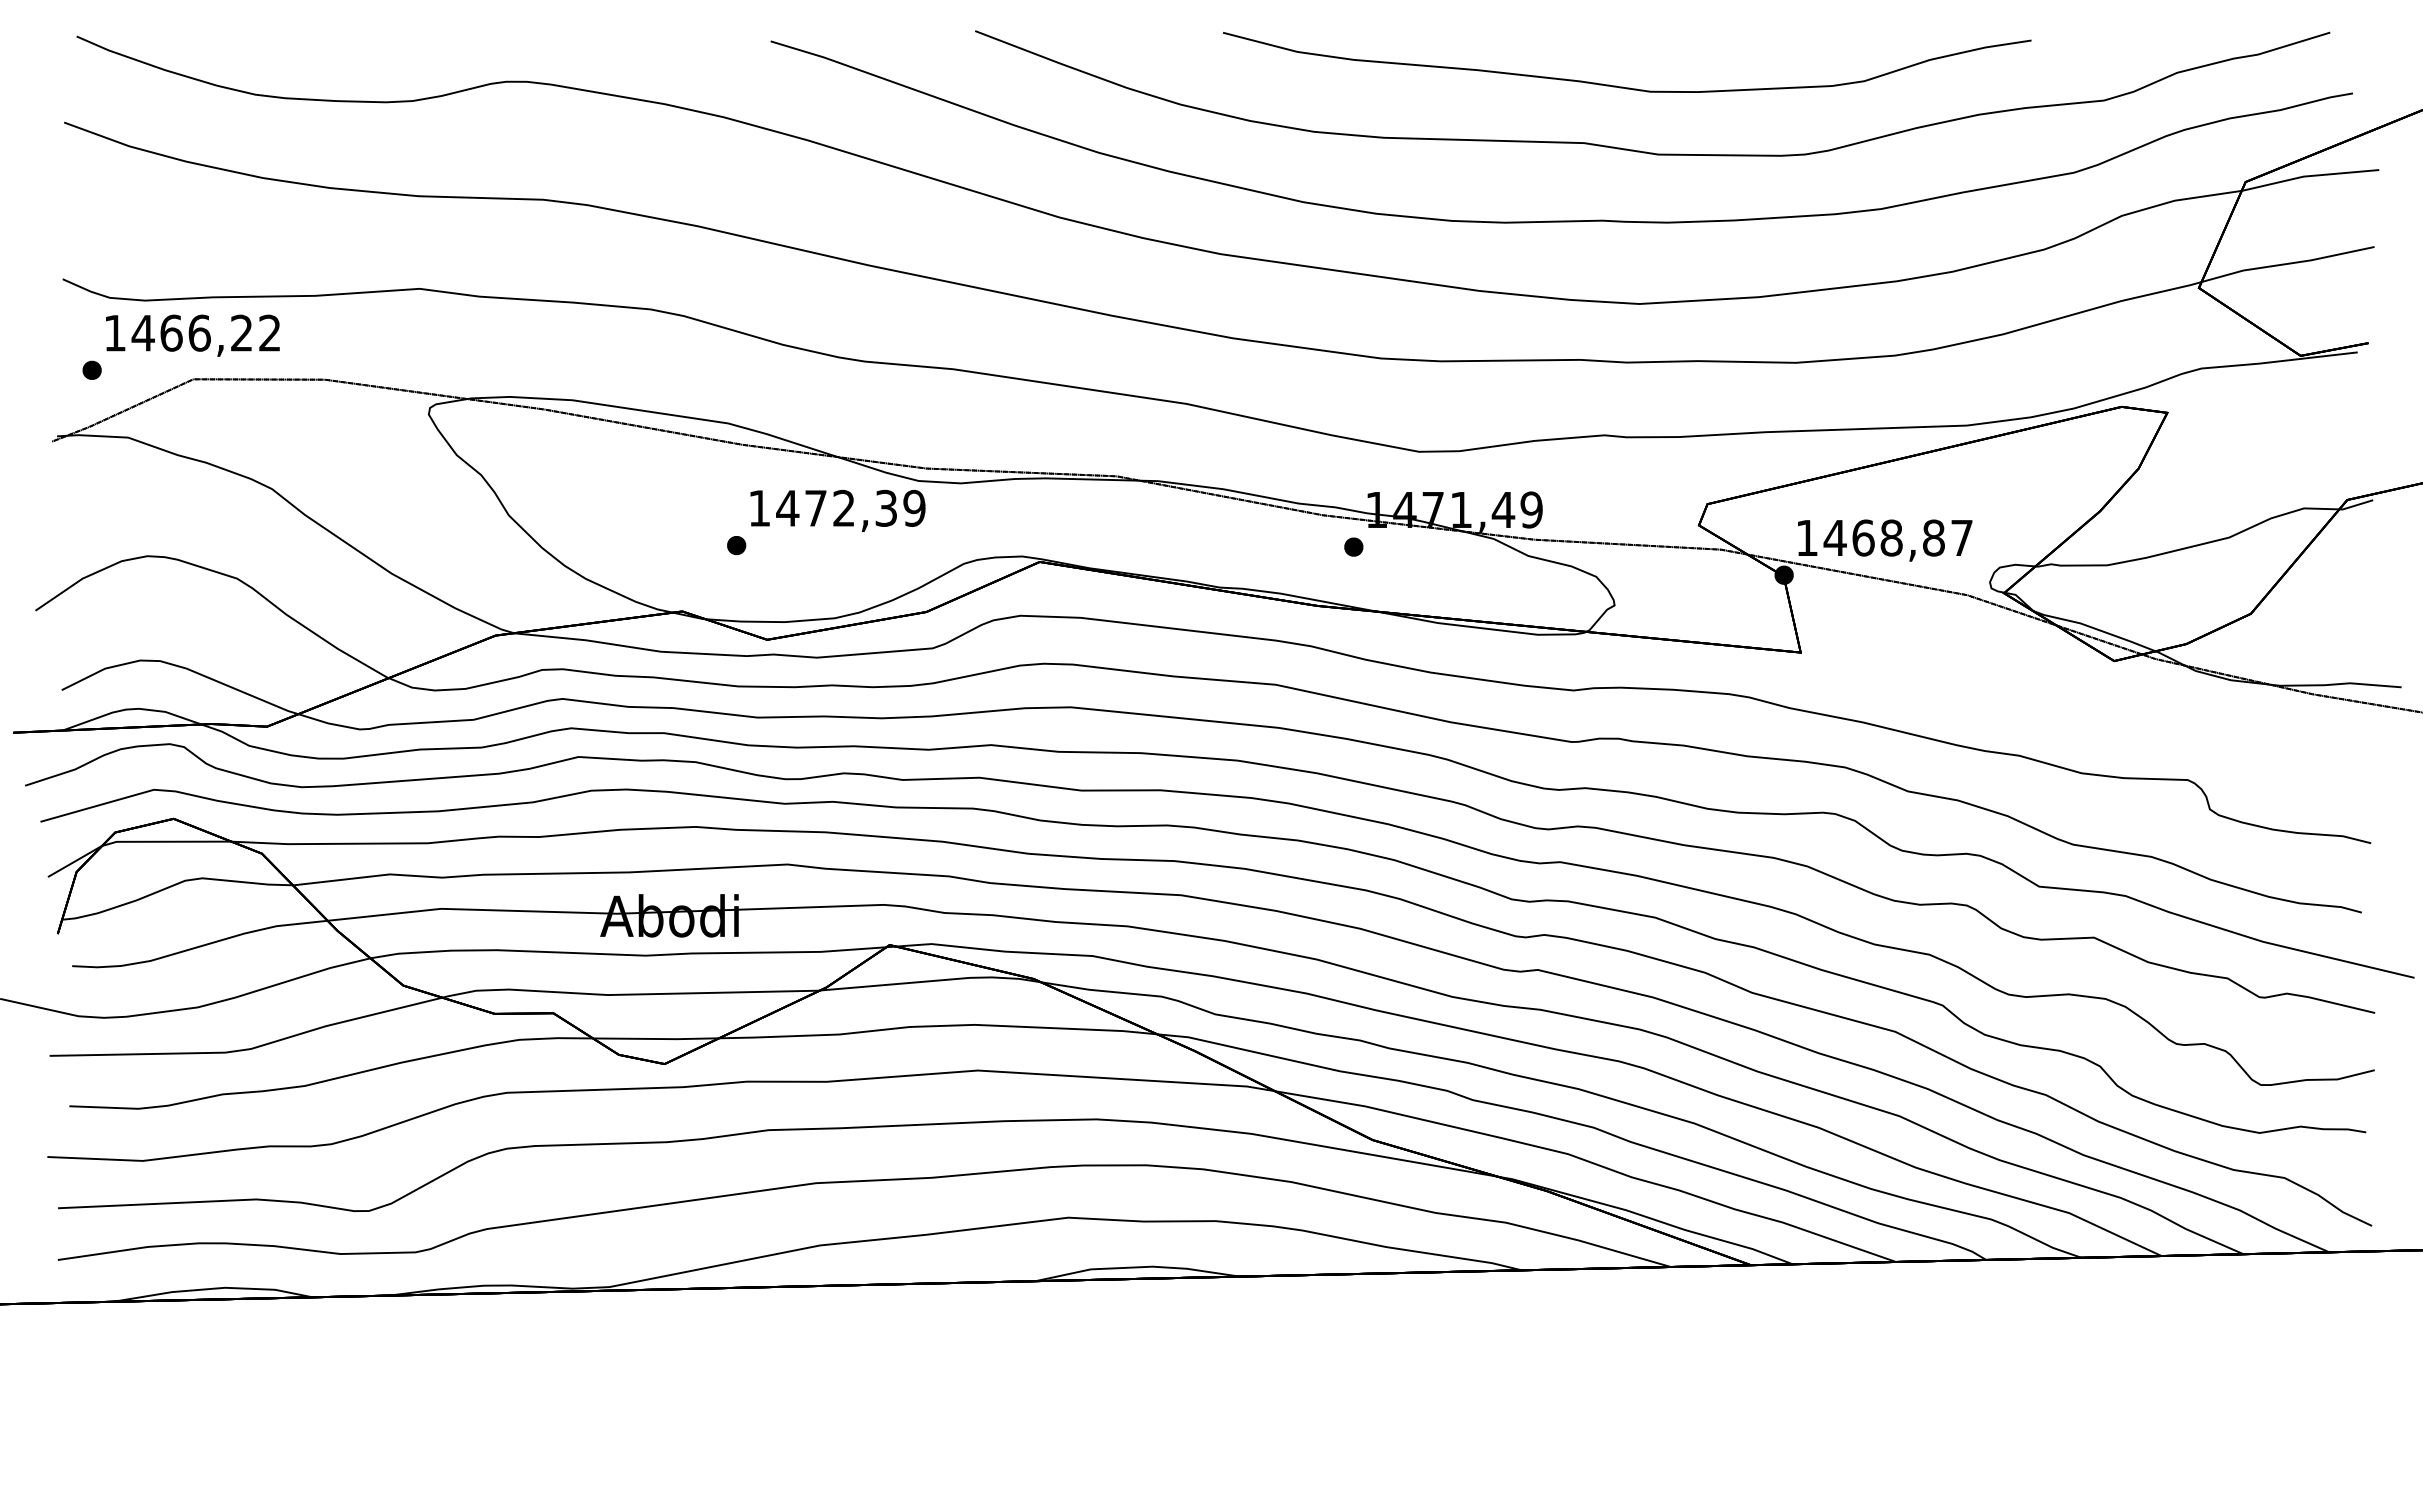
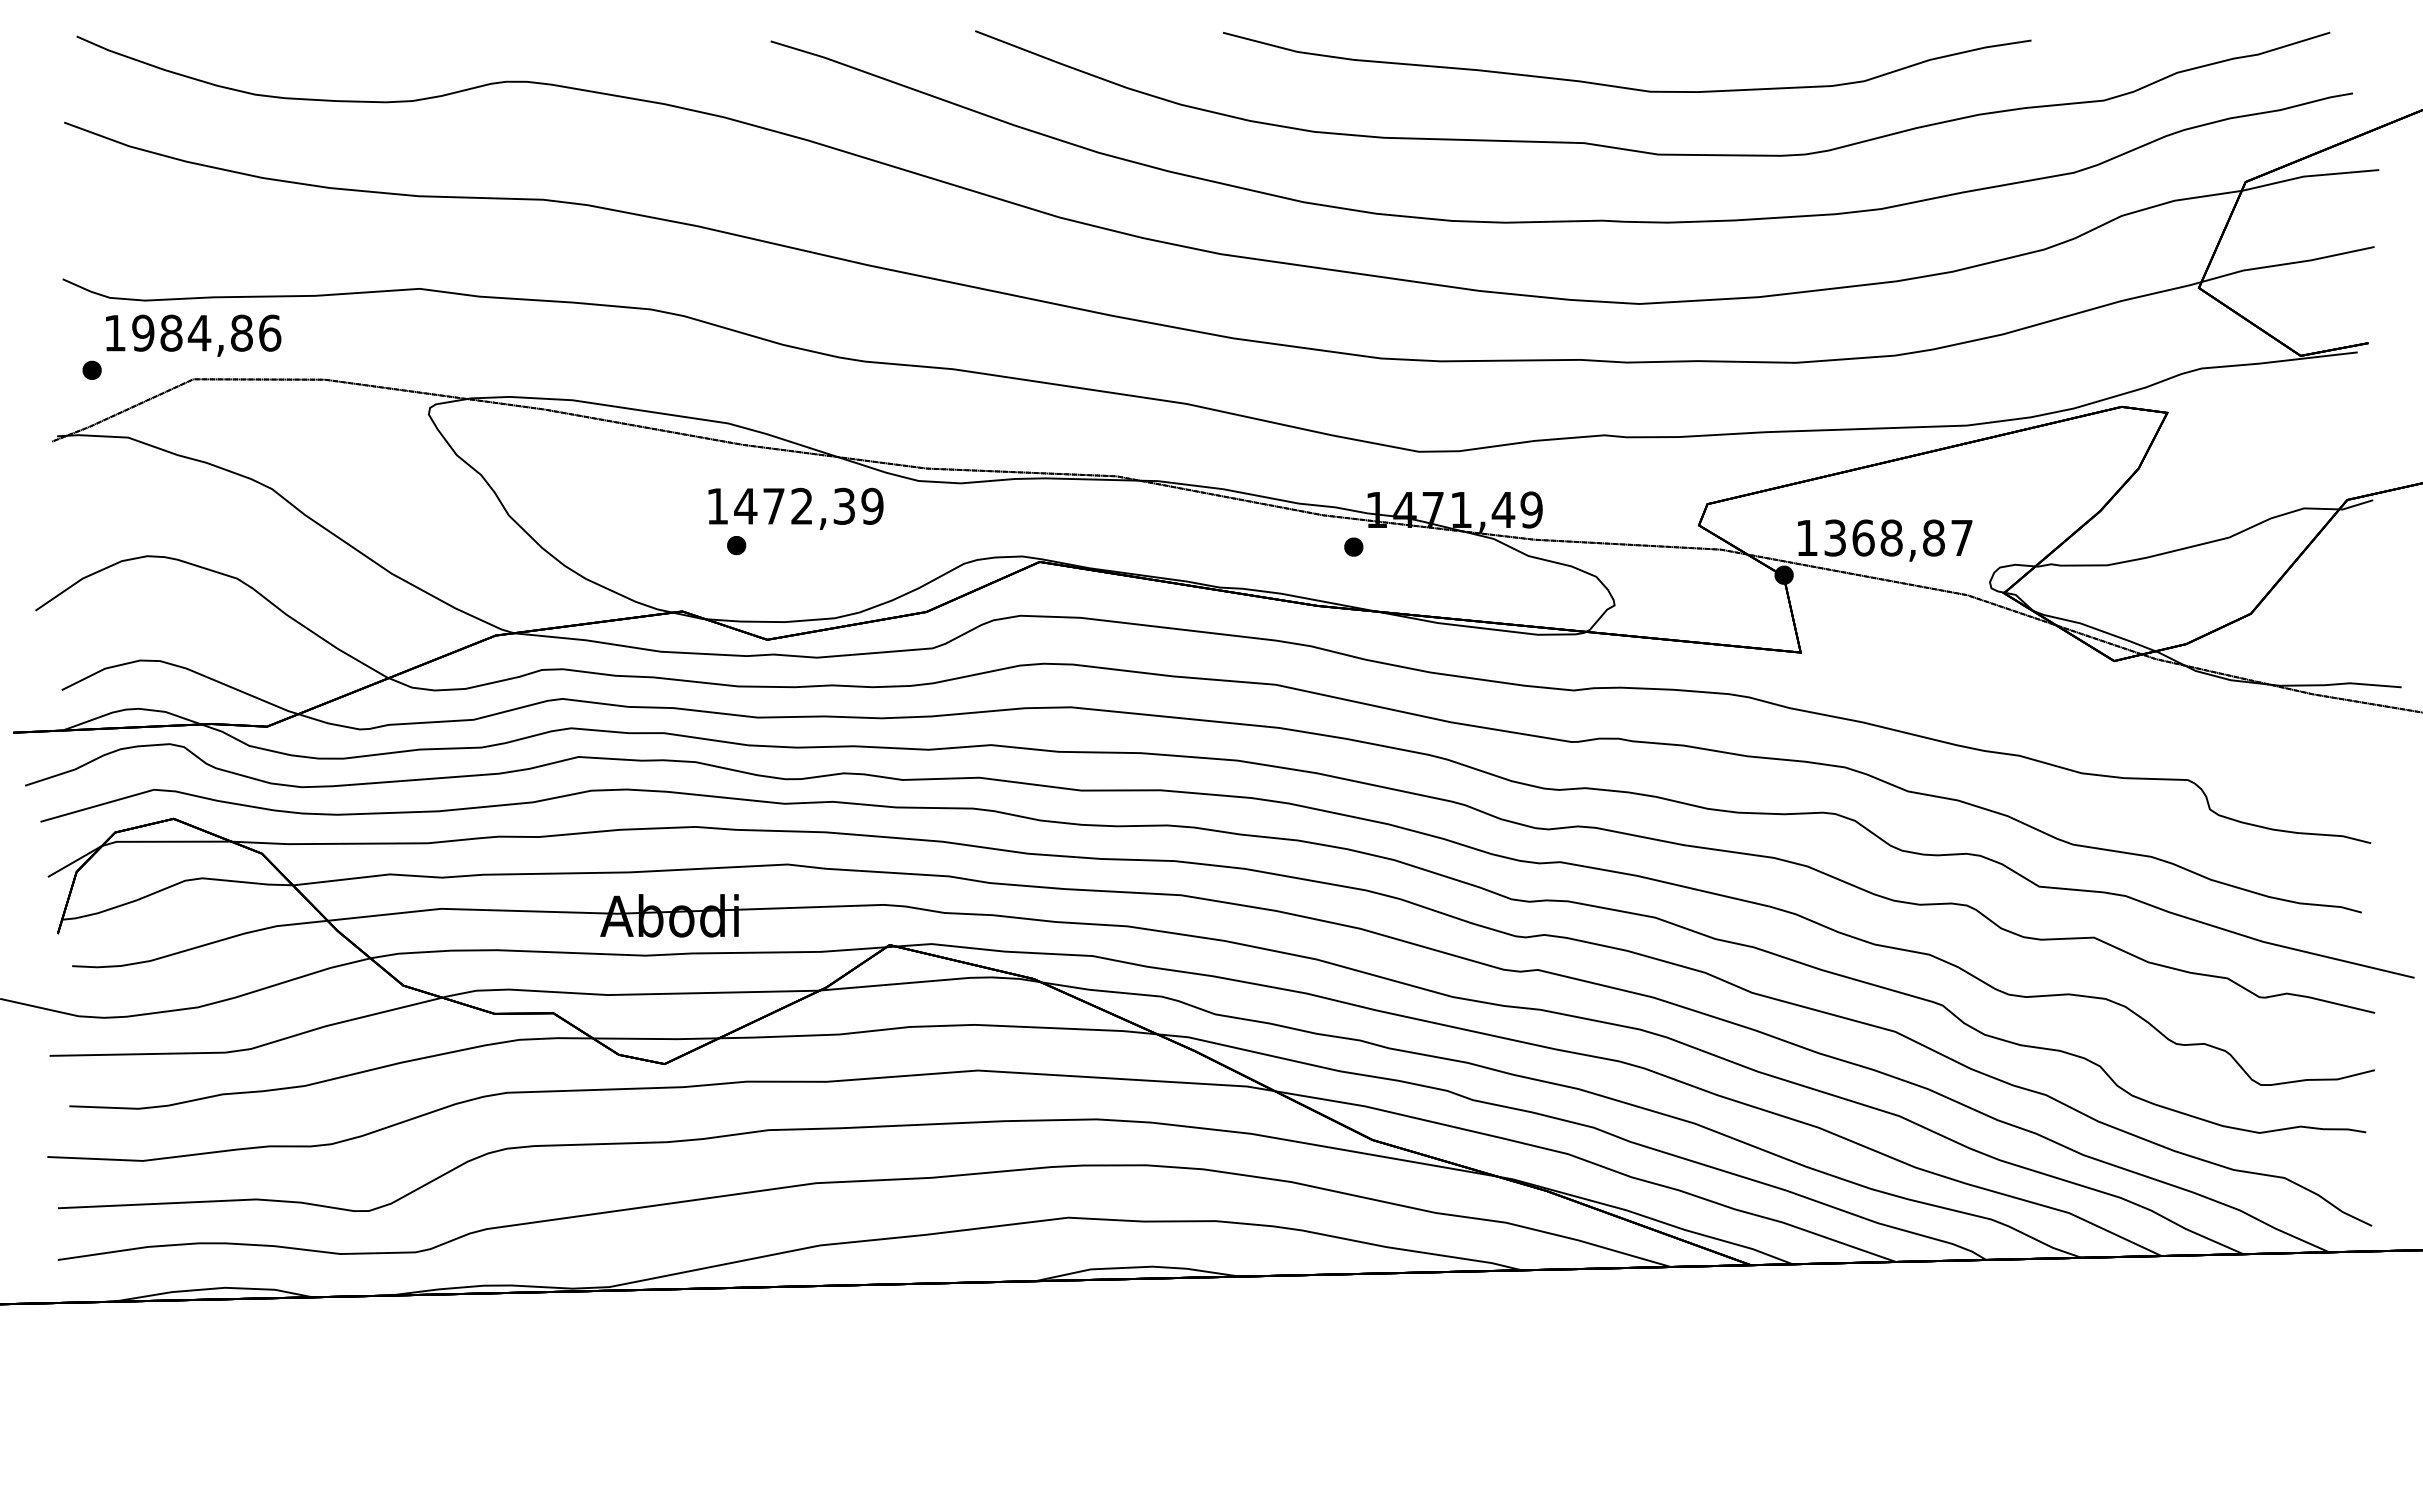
text: 1466,22 -> 1984,86 (206, 332)
text position: (837, 510) -> (795, 508) (795, 508)
text: 1468,87 -> 1368,87 (1834, 537)
